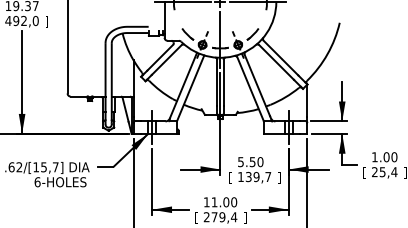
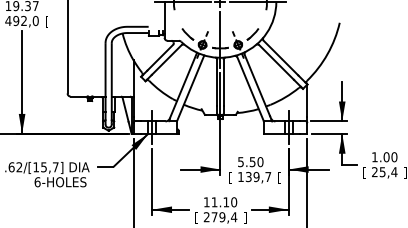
text: ] -> [ (46, 21)
text: ] -> [ (279, 177)
text: 11.00 -> 11.10 (226, 202)
